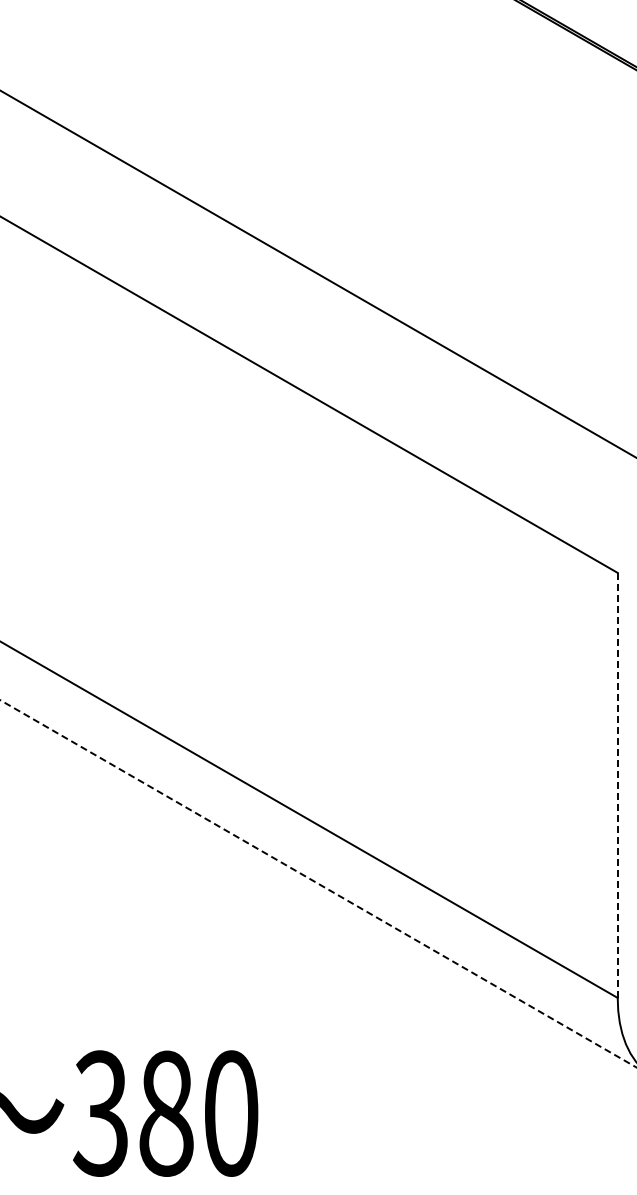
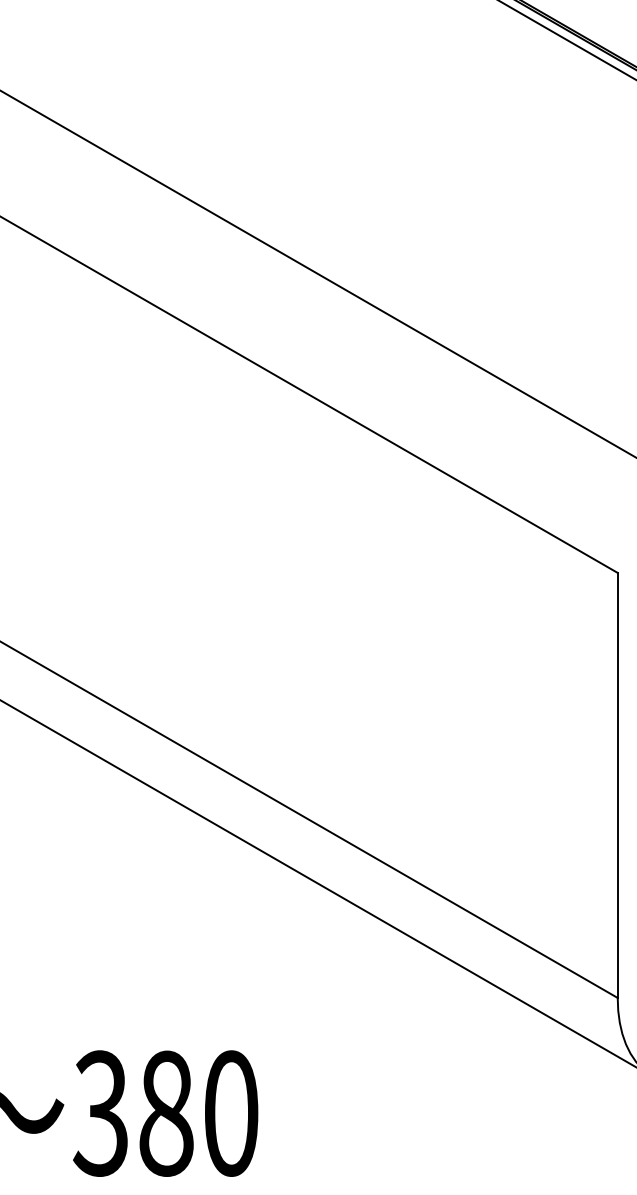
line: none -> present (567, 40)
line: dashed -> solid (617, 785)
line: dashed -> solid (318, 883)
